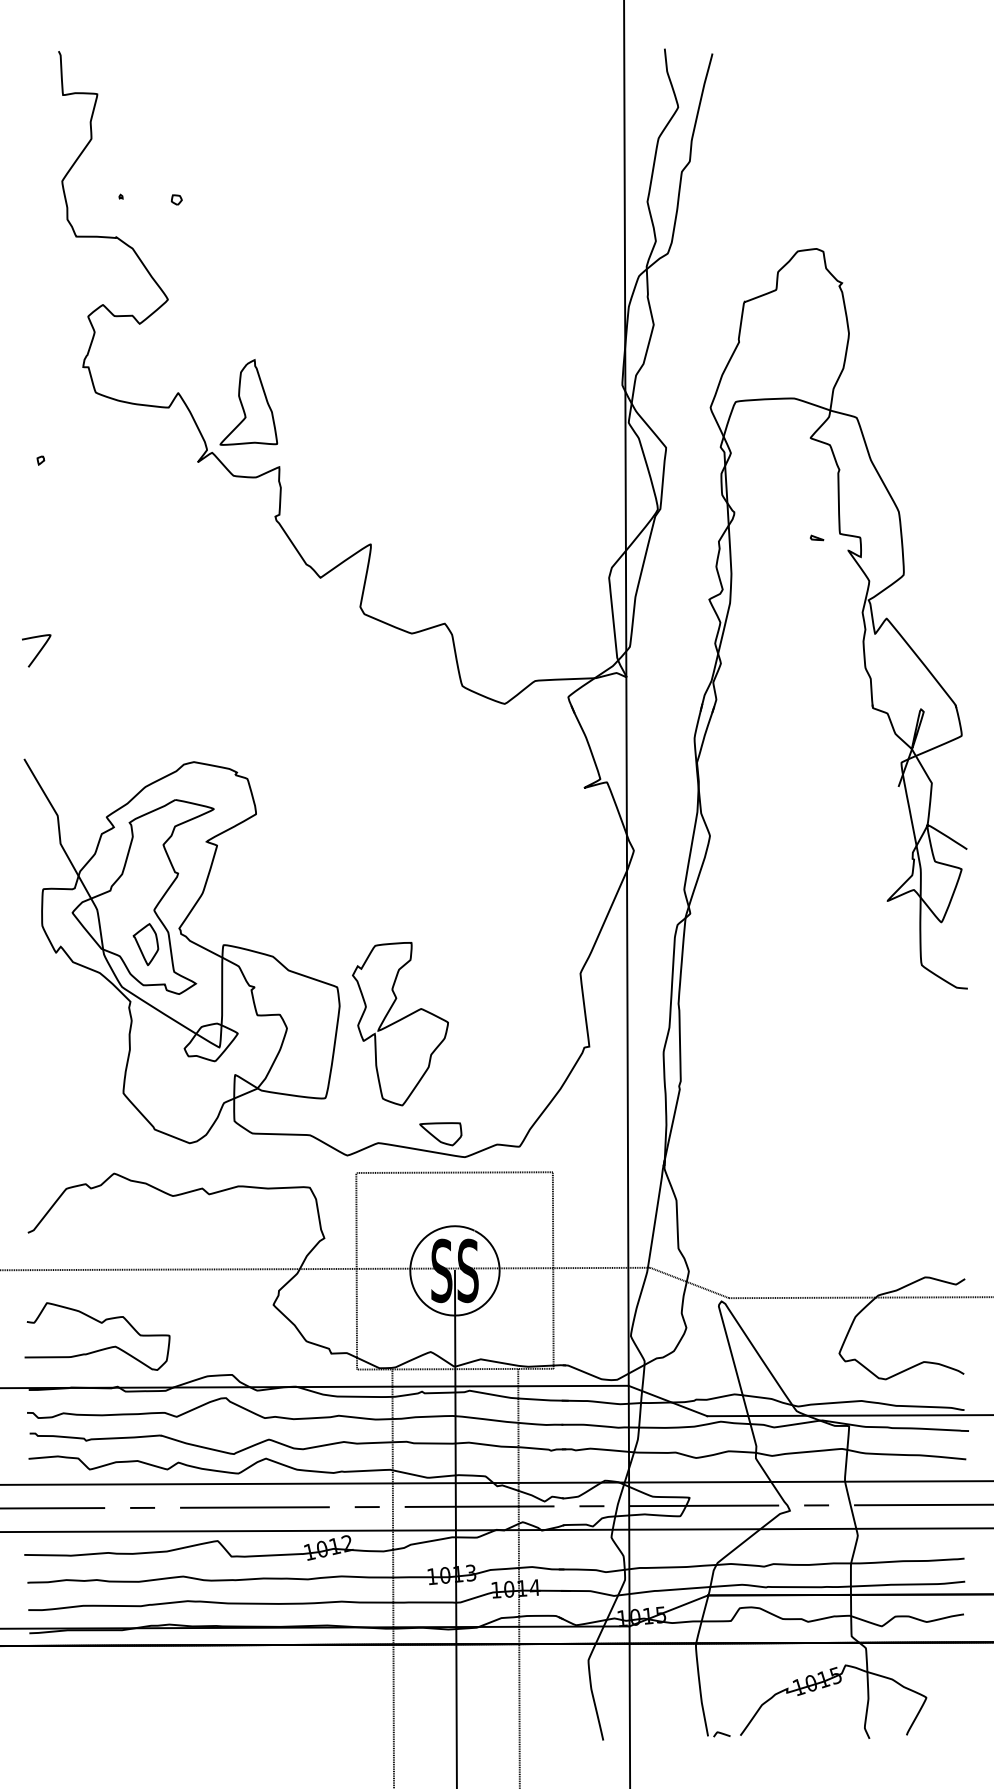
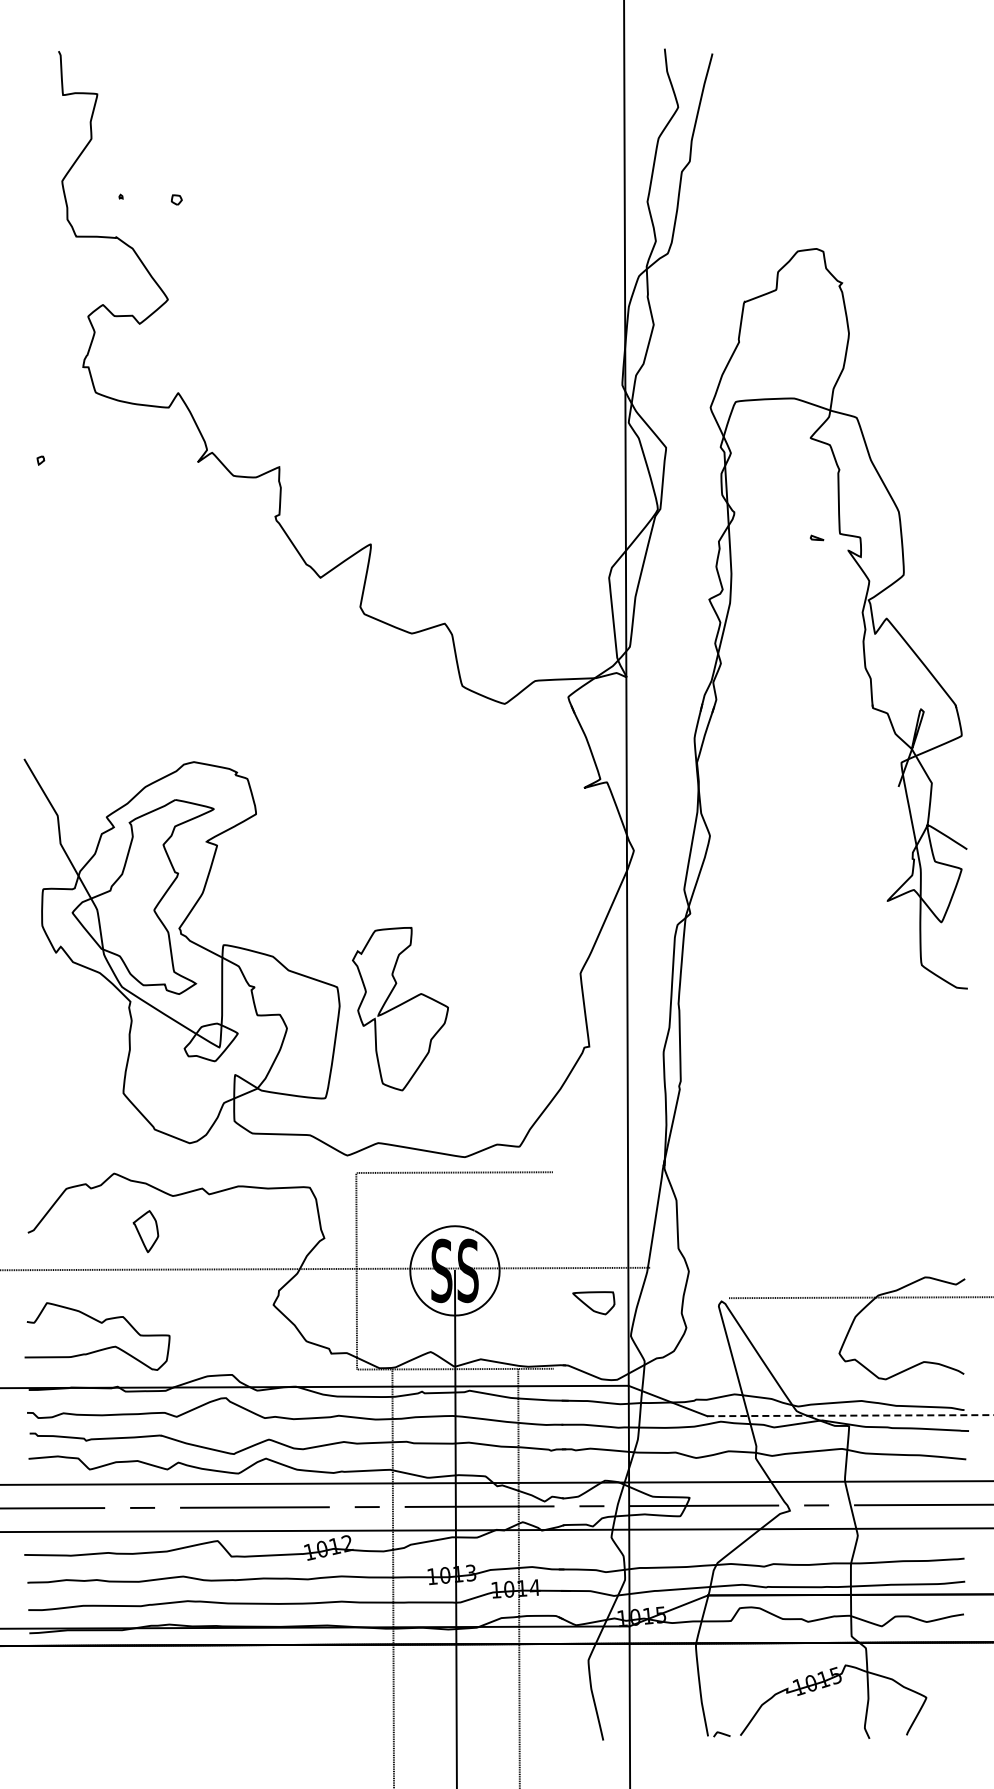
part: present -> none (248, 402)
curve: present -> none (38, 651)
part position: (145, 944) -> (145, 1231) (145, 1231)
part position: (400, 1024) -> (400, 1009) (400, 1009)
part position: (440, 1134) -> (593, 1303) (593, 1303)
line: present -> none (552, 1270)
line: present -> none (689, 1282)
line: solid -> dashed (851, 1415)
